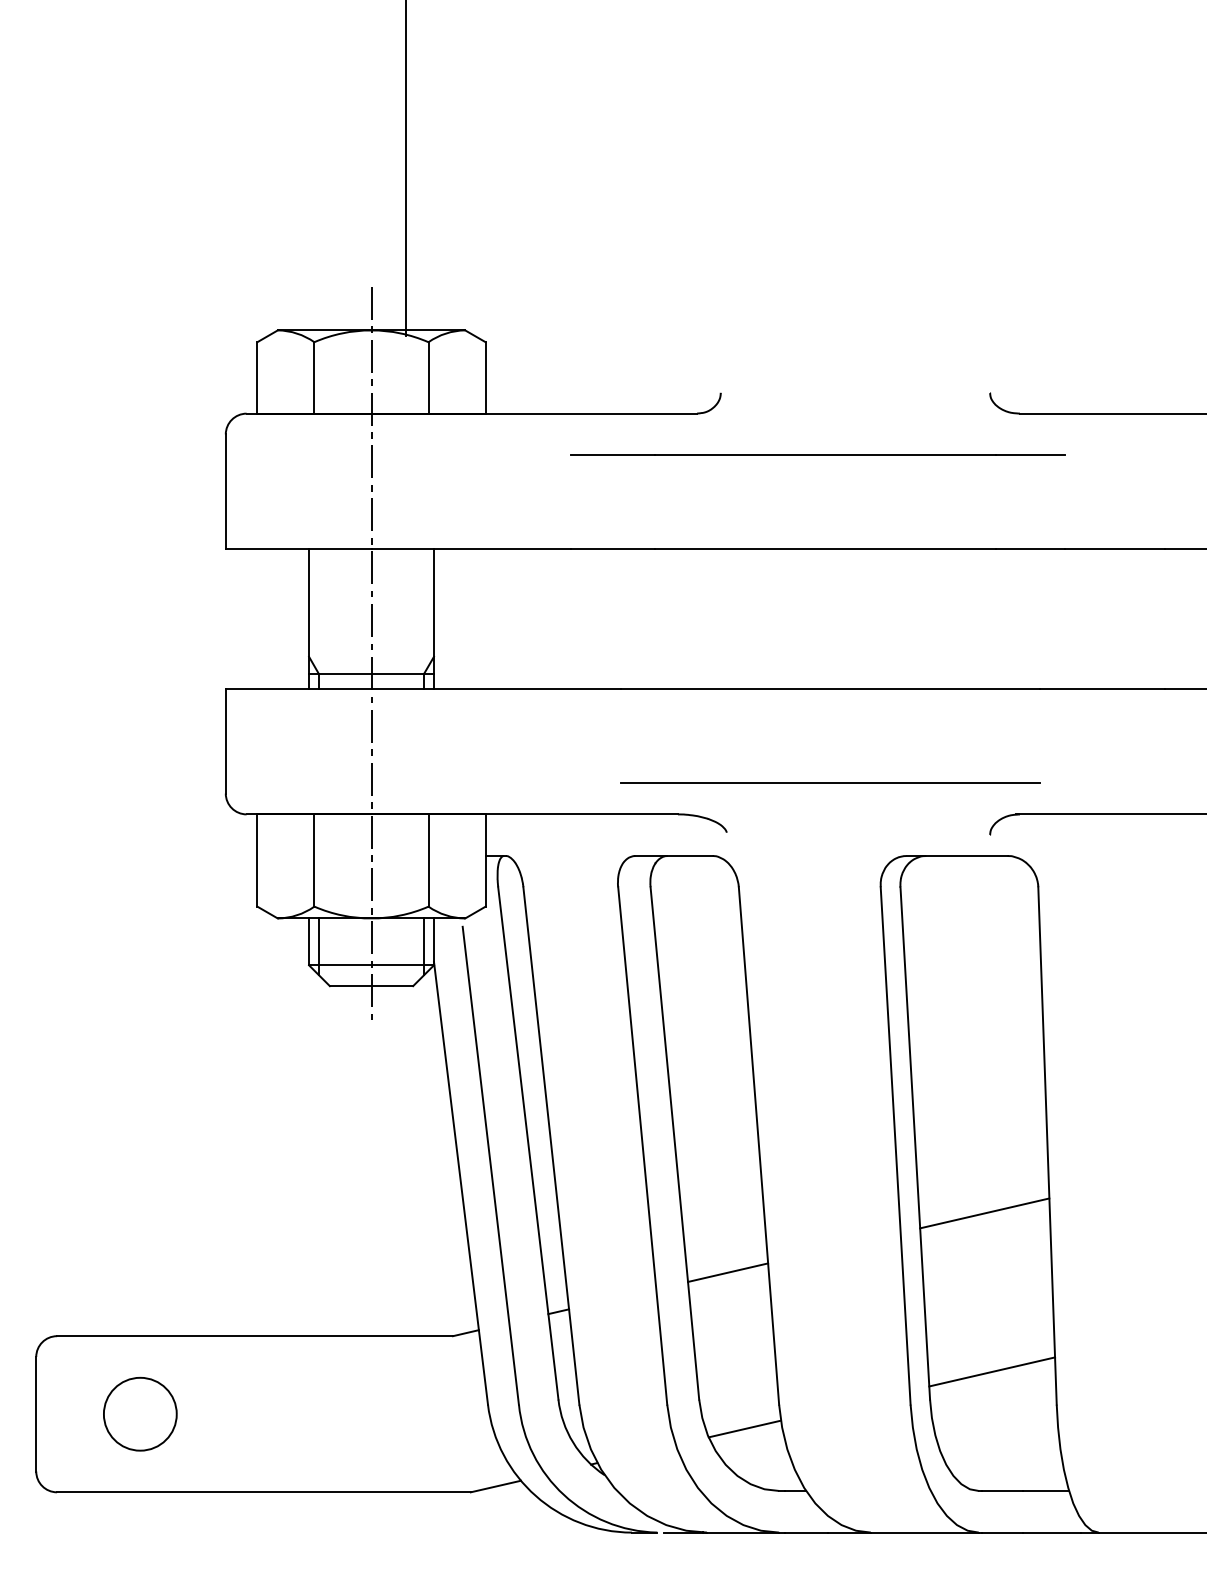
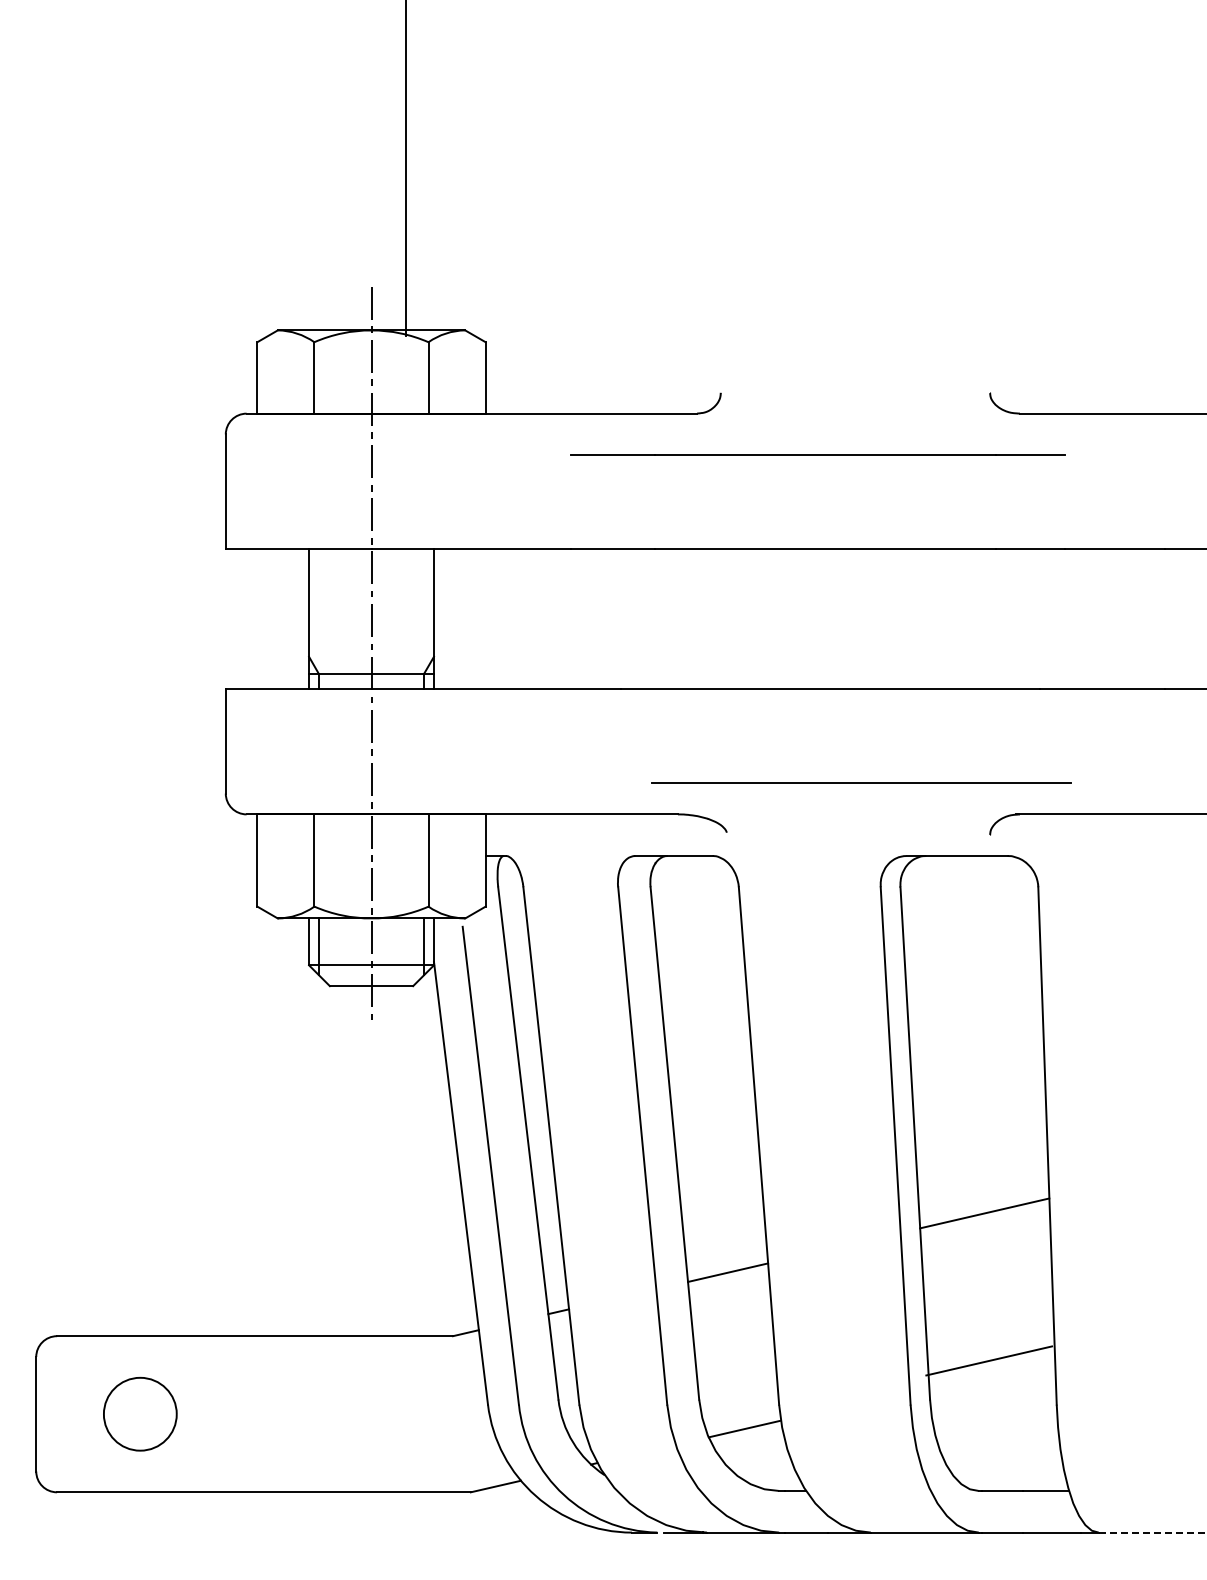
line position: (830, 782) -> (861, 782) (861, 782)
line position: (992, 1371) -> (989, 1360) (989, 1360)
line: solid -> dashed (1152, 1532)
